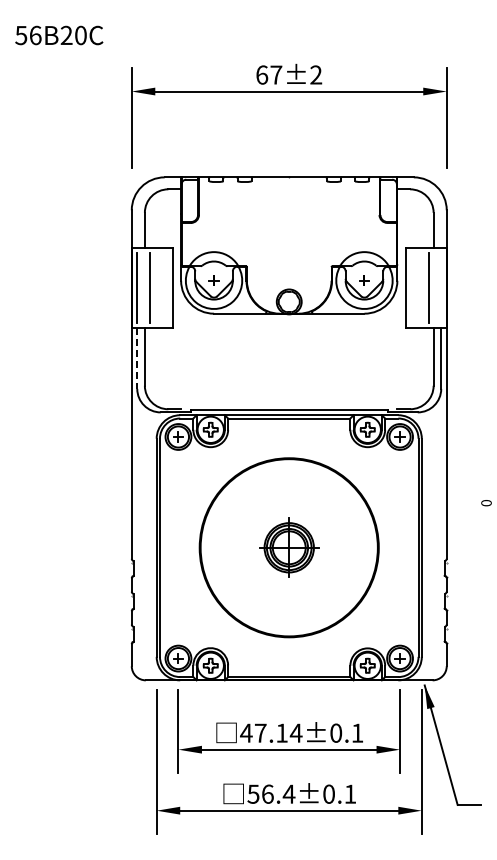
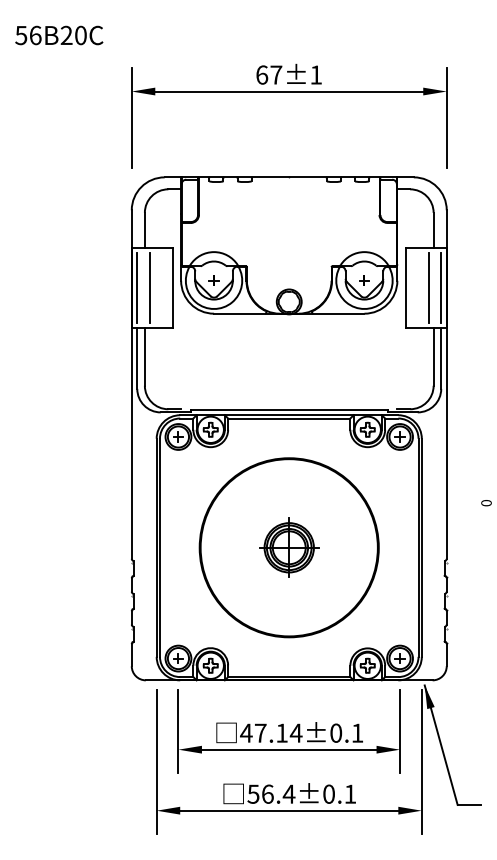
text: 67±2 -> 67±1 (316, 74)
line: none -> present (441, 287)
line: dashed -> solid (137, 358)
